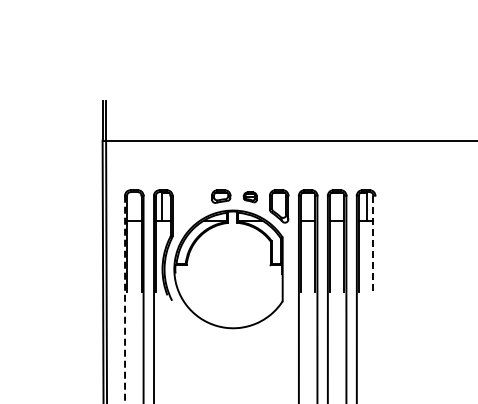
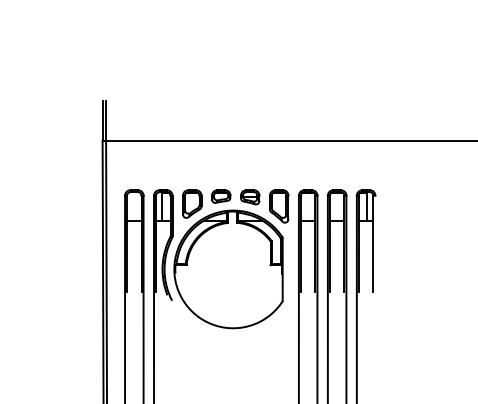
part size: 16x13 px -> 21x17 px (250, 197)
part: none -> present (192, 203)
line: dashed -> solid (373, 244)
line: dashed -> solid (125, 299)
